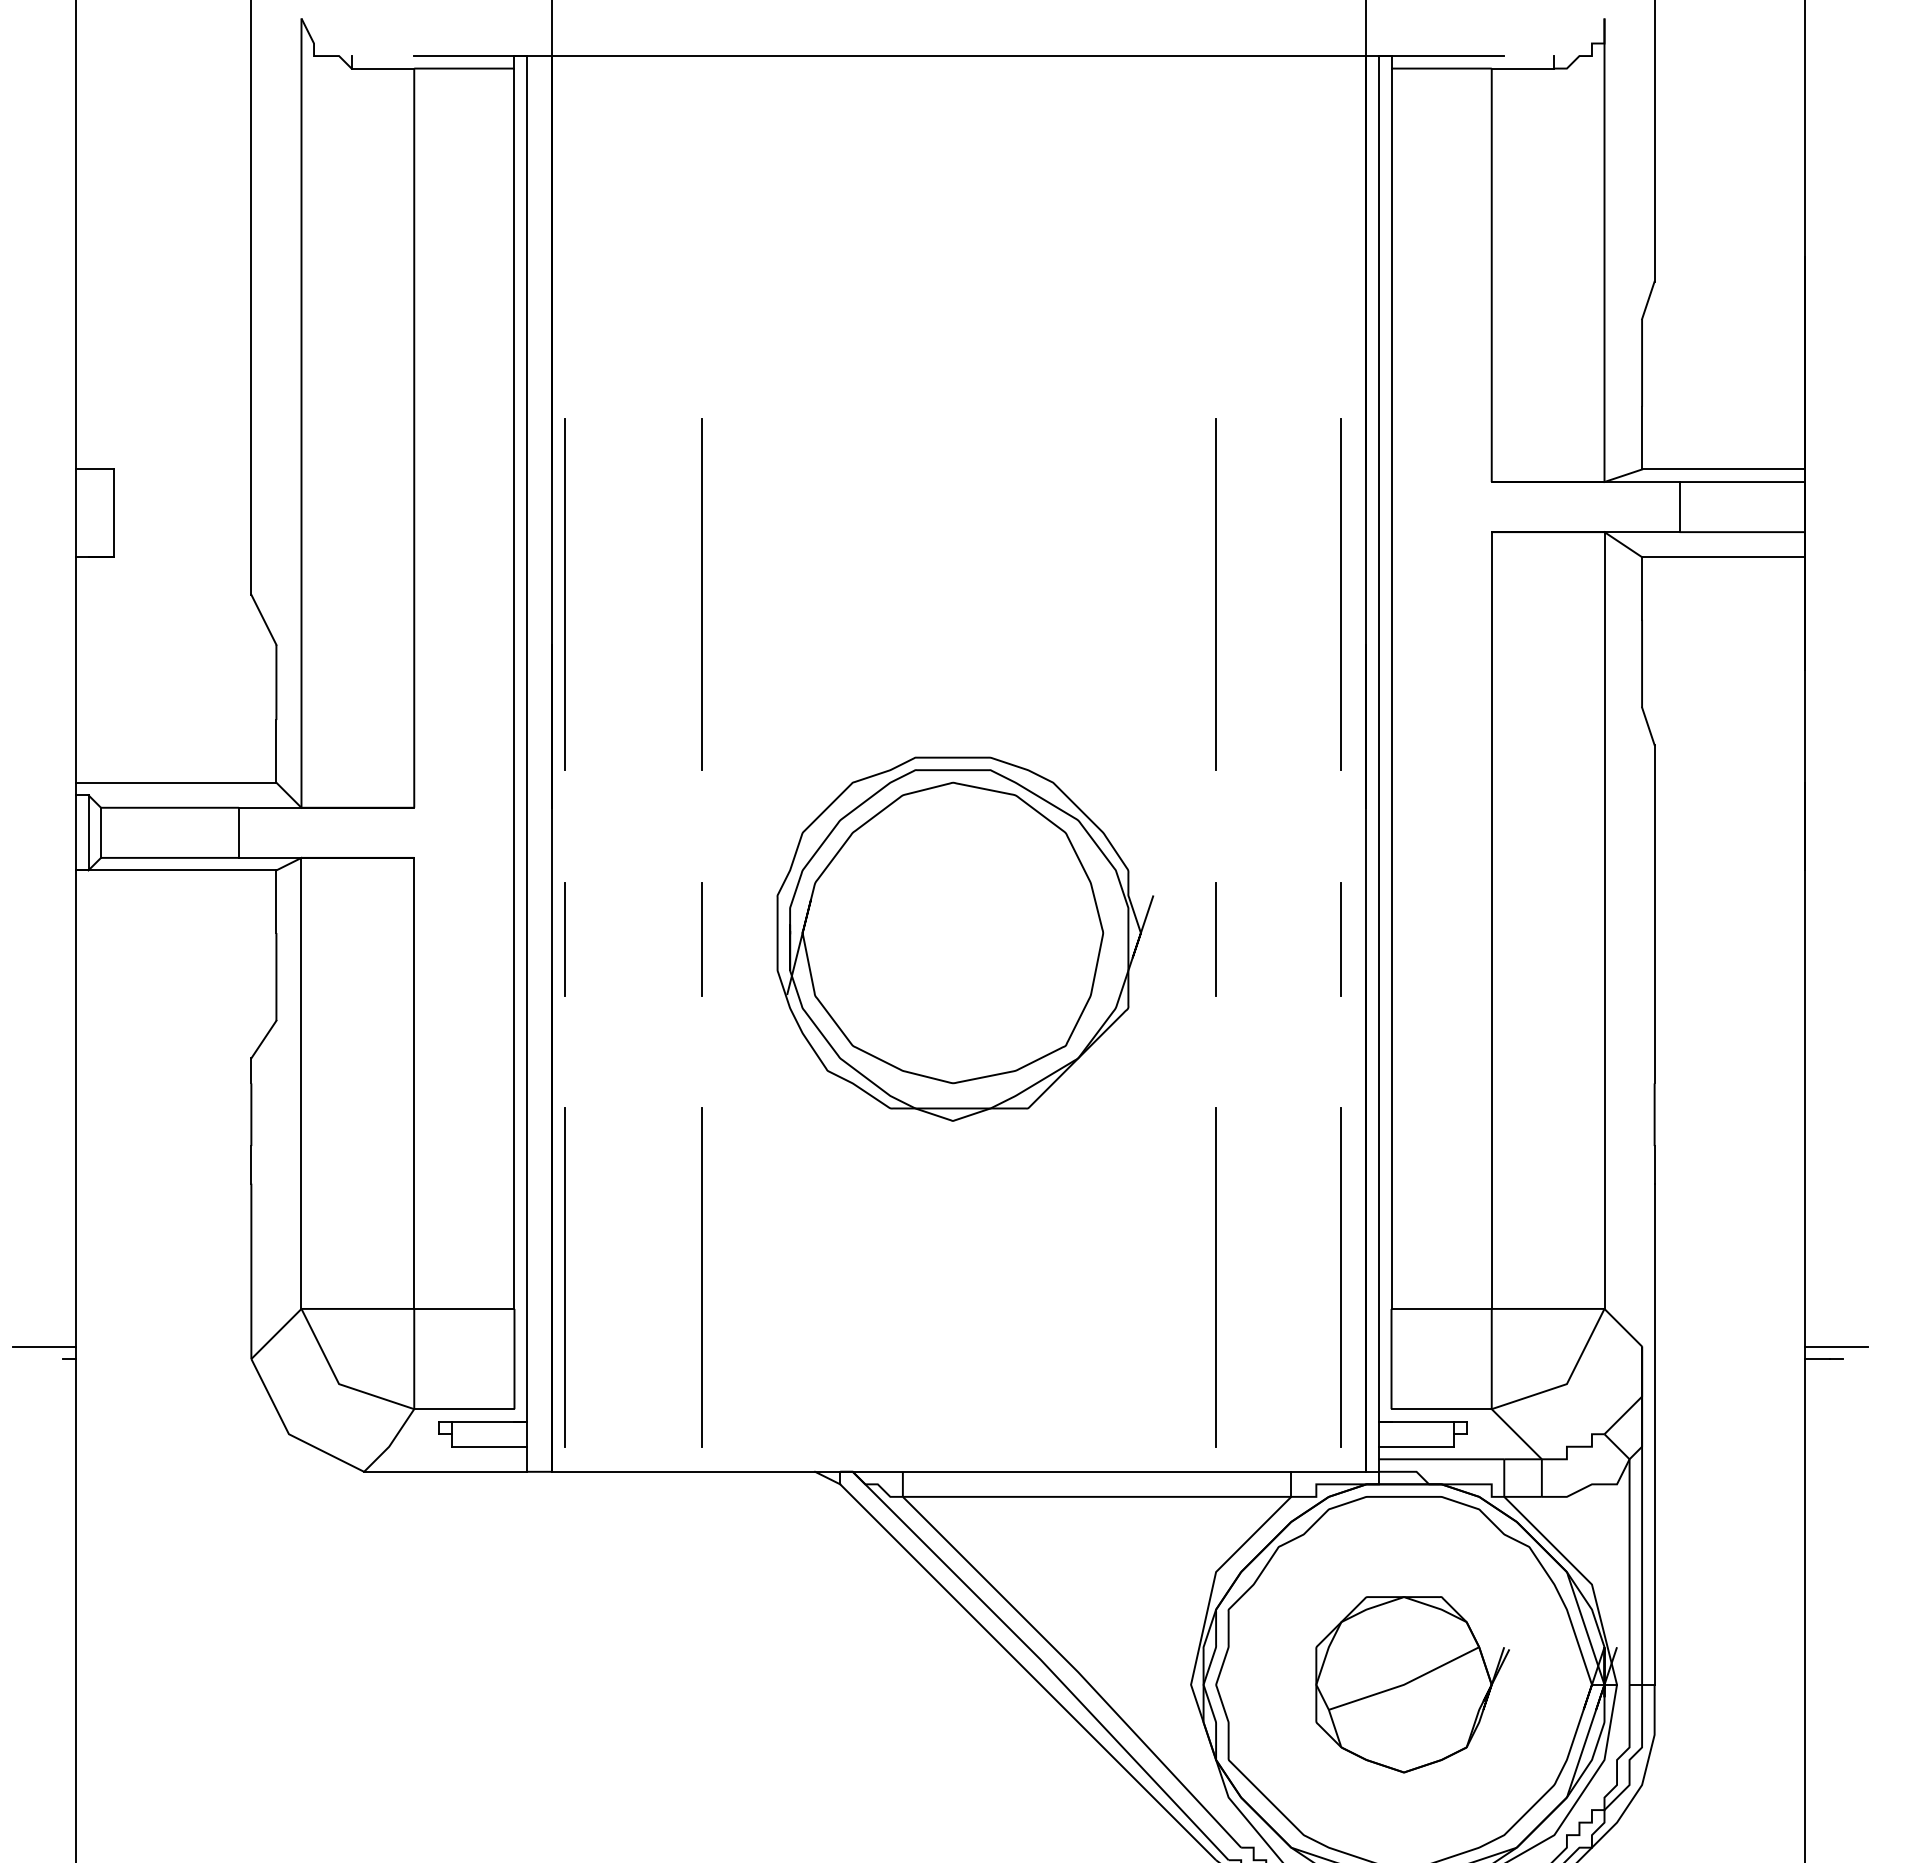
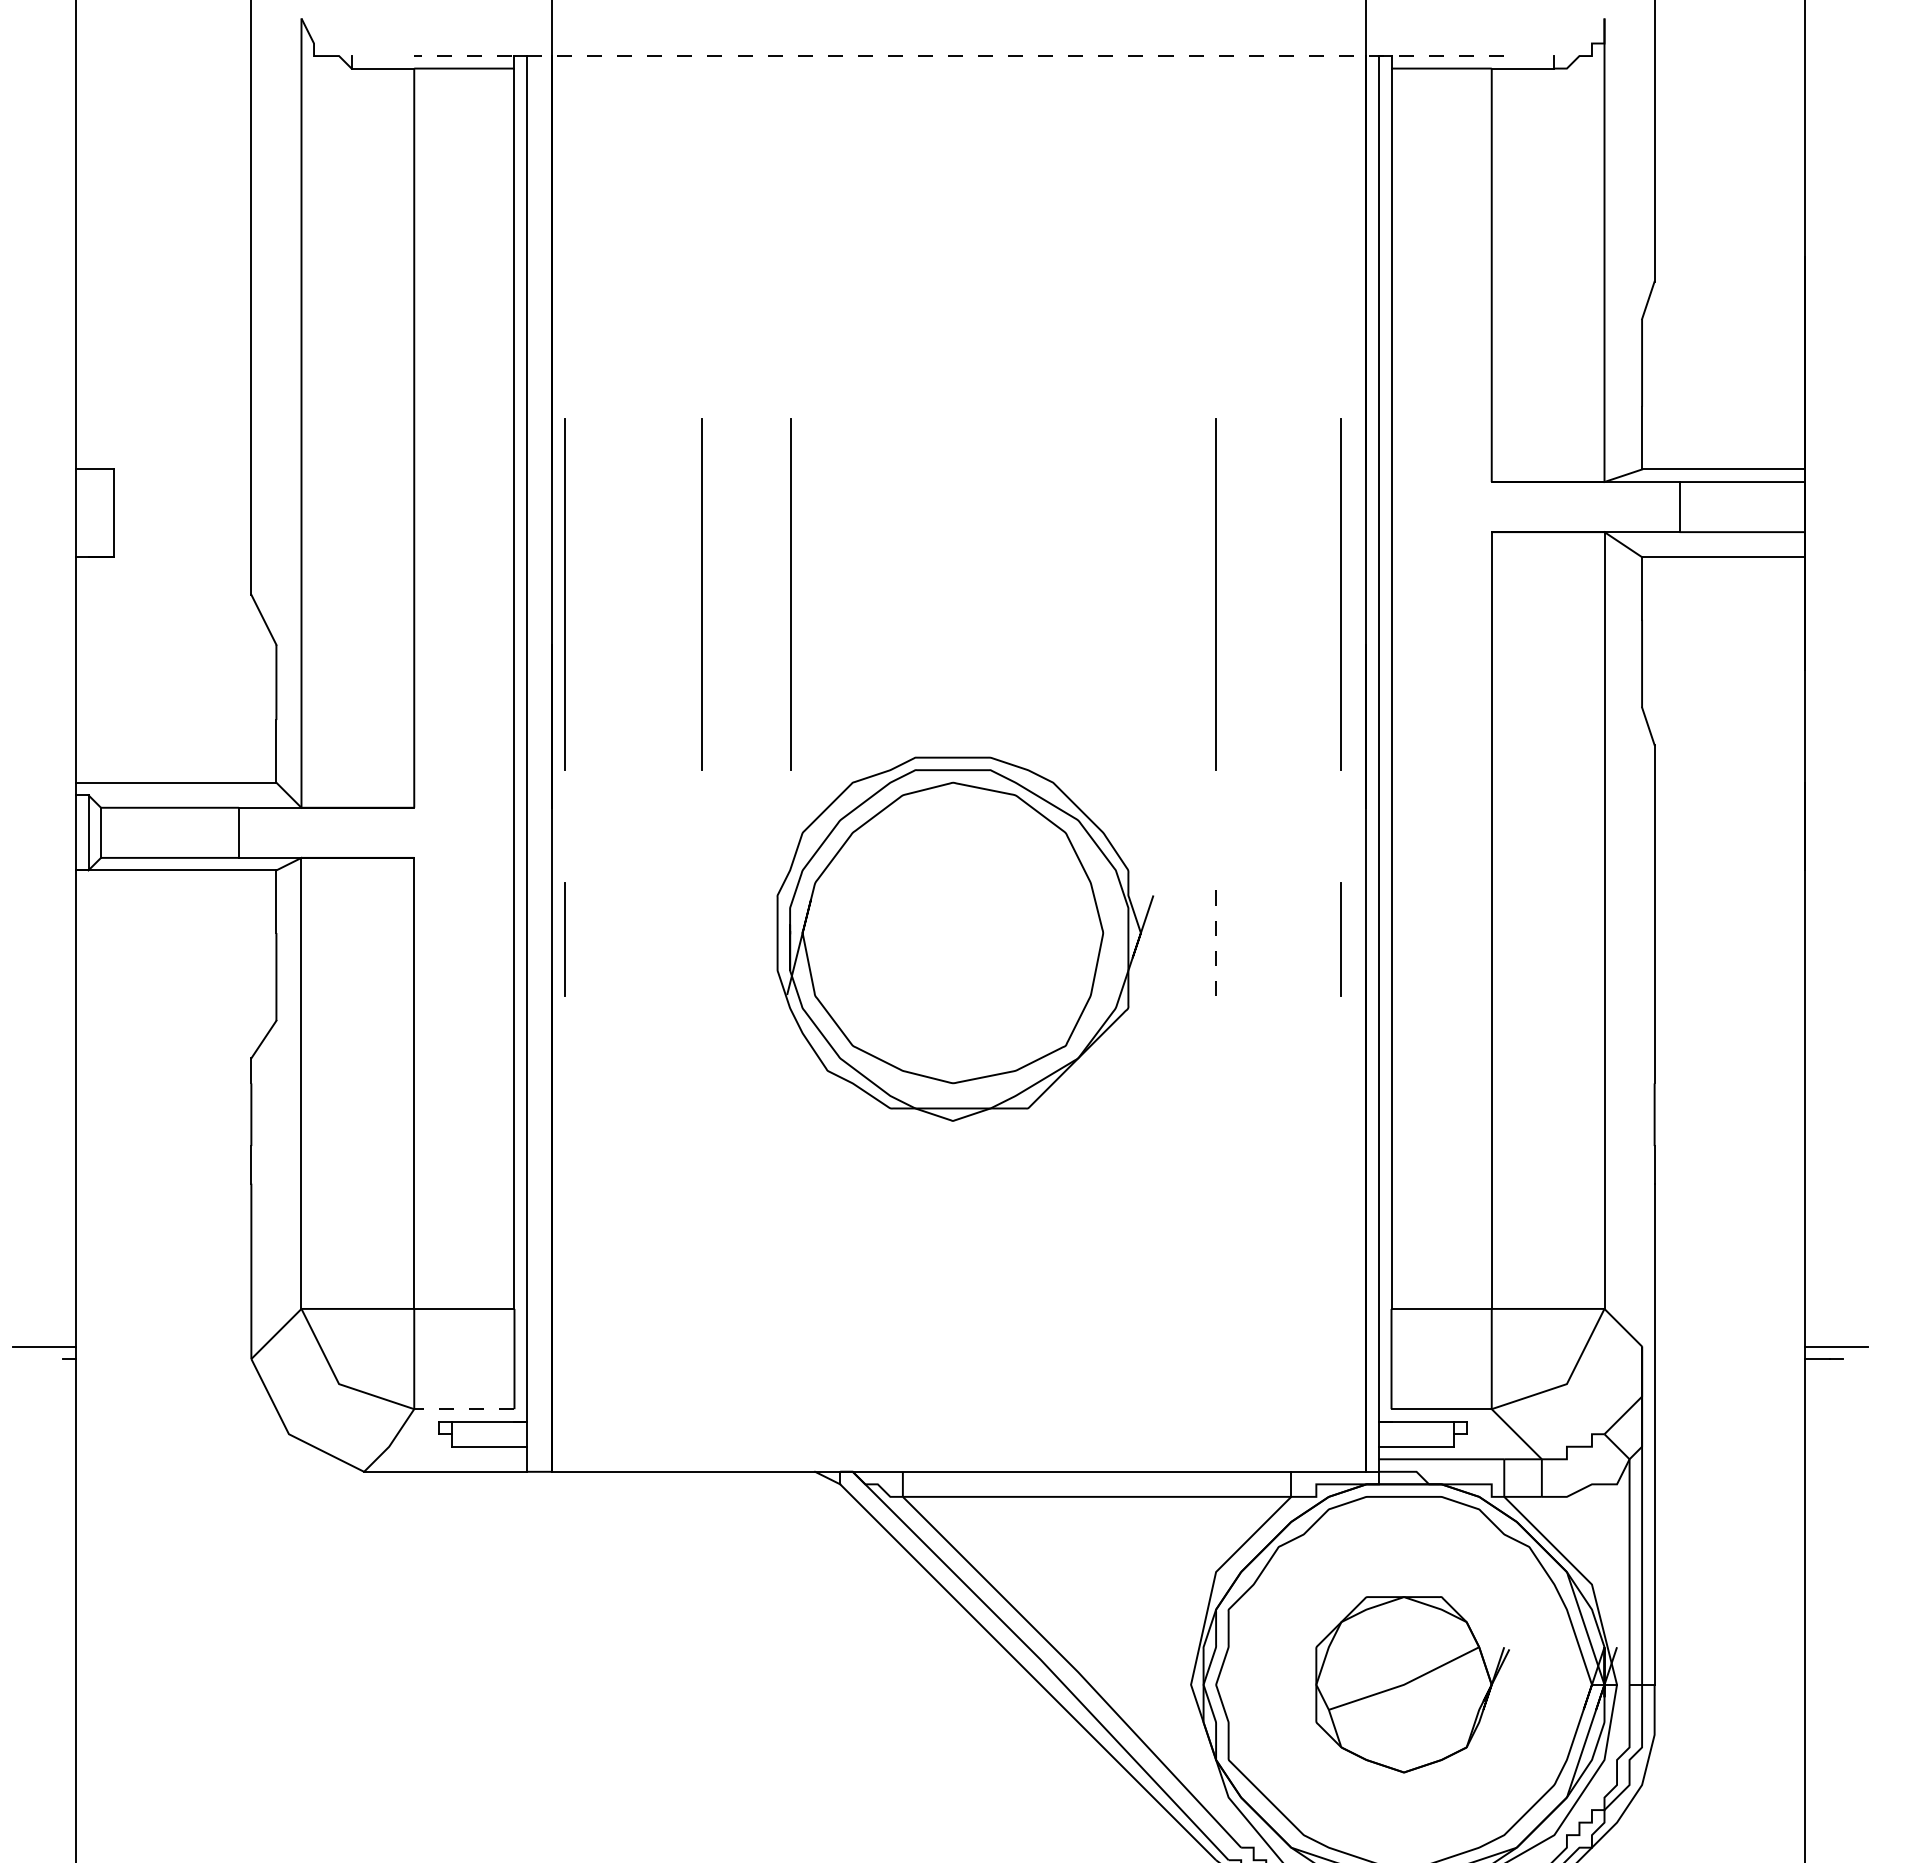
line: solid -> dashed (958, 56)
line: none -> present (790, 594)
line: present -> none (702, 938)
line: solid -> dashed (1216, 938)
line: present -> none (564, 1277)
line: present -> none (702, 1277)
line: present -> none (1216, 1277)
line: present -> none (1341, 1277)
line: solid -> dashed (463, 1409)
